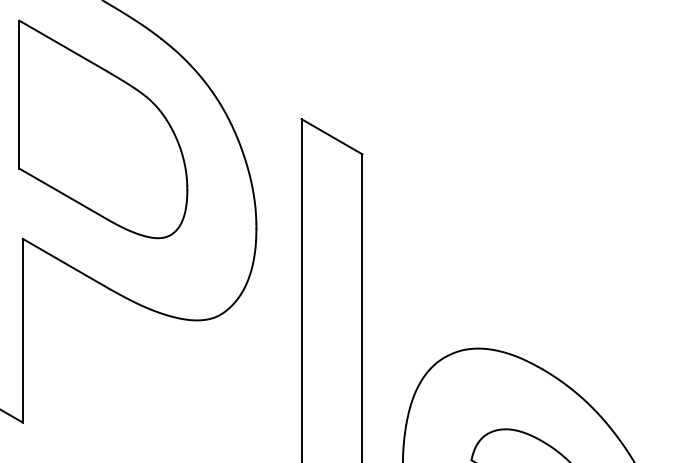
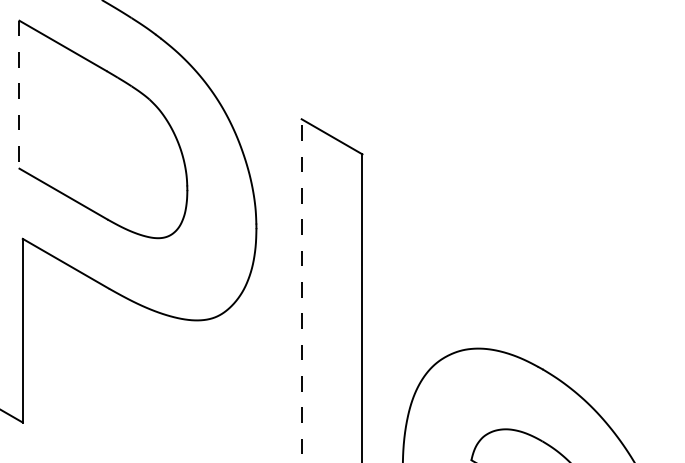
line: solid -> dashed (19, 94)
line: solid -> dashed (301, 291)
